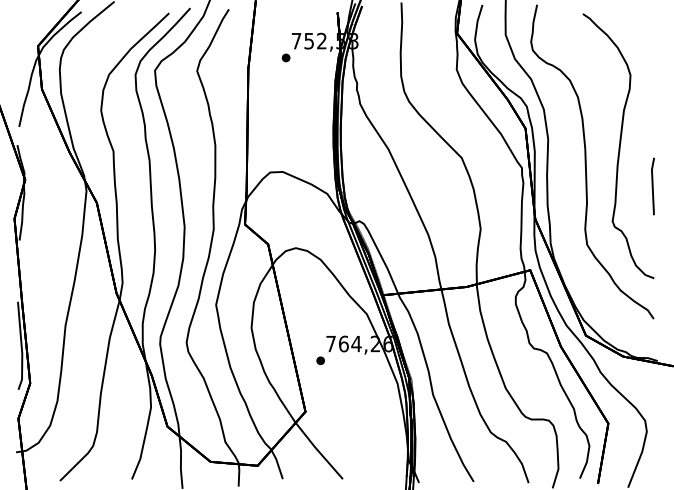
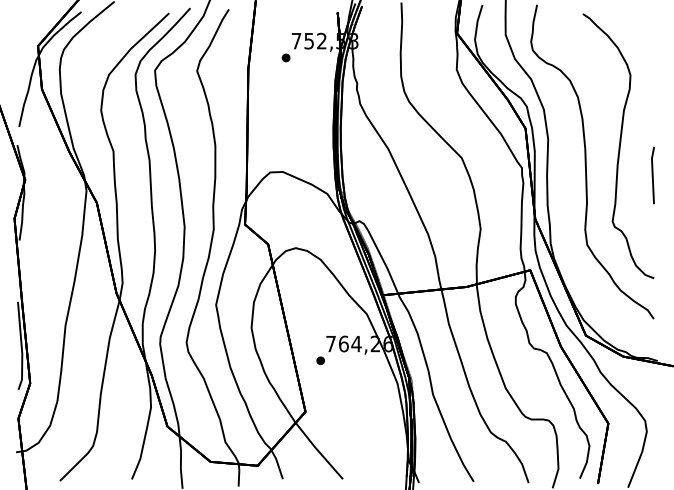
part position: (652, 186) -> (652, 175) (652, 175)
